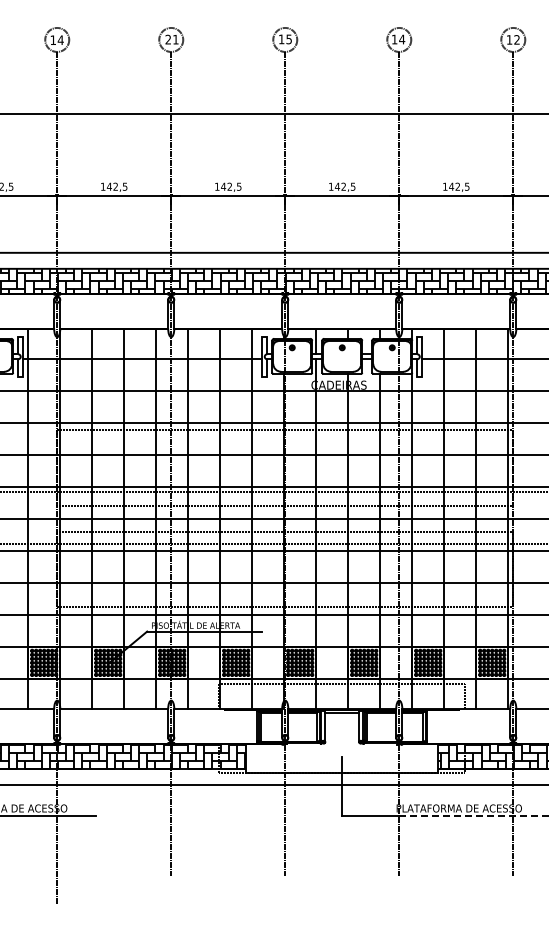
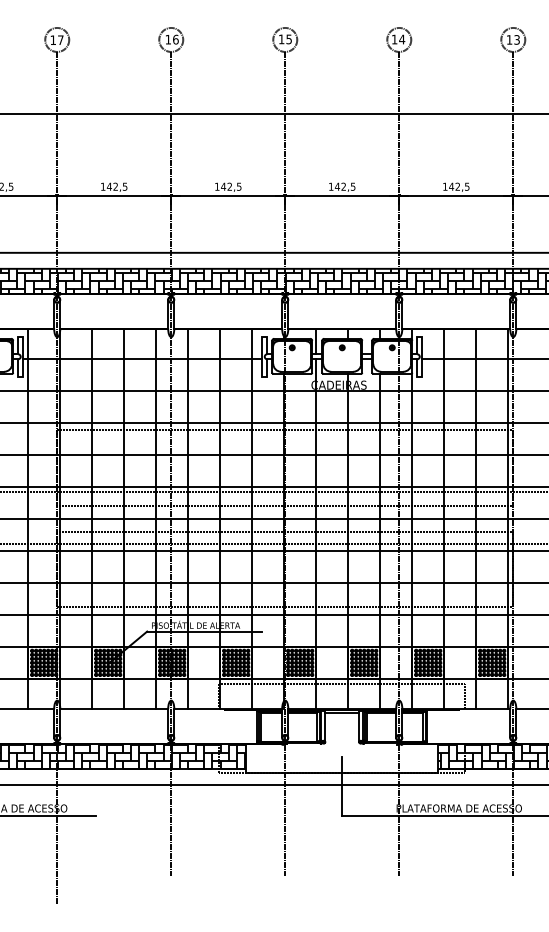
text: 14 -> 17 (60, 39)
text: 21 -> 16 (171, 39)
text: 12 -> 13 (516, 39)
line: dashed -> solid (473, 816)
